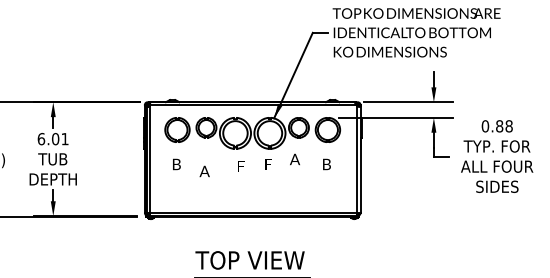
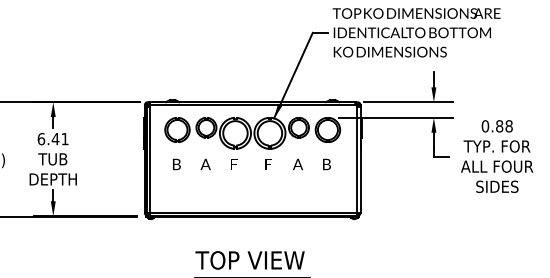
text: 6.01 -> 6.41 (55, 139)
text position: (294, 159) -> (297, 164) (297, 164)
text position: (241, 166) -> (234, 164) (234, 164)
text position: (204, 171) -> (205, 164) (205, 164)
